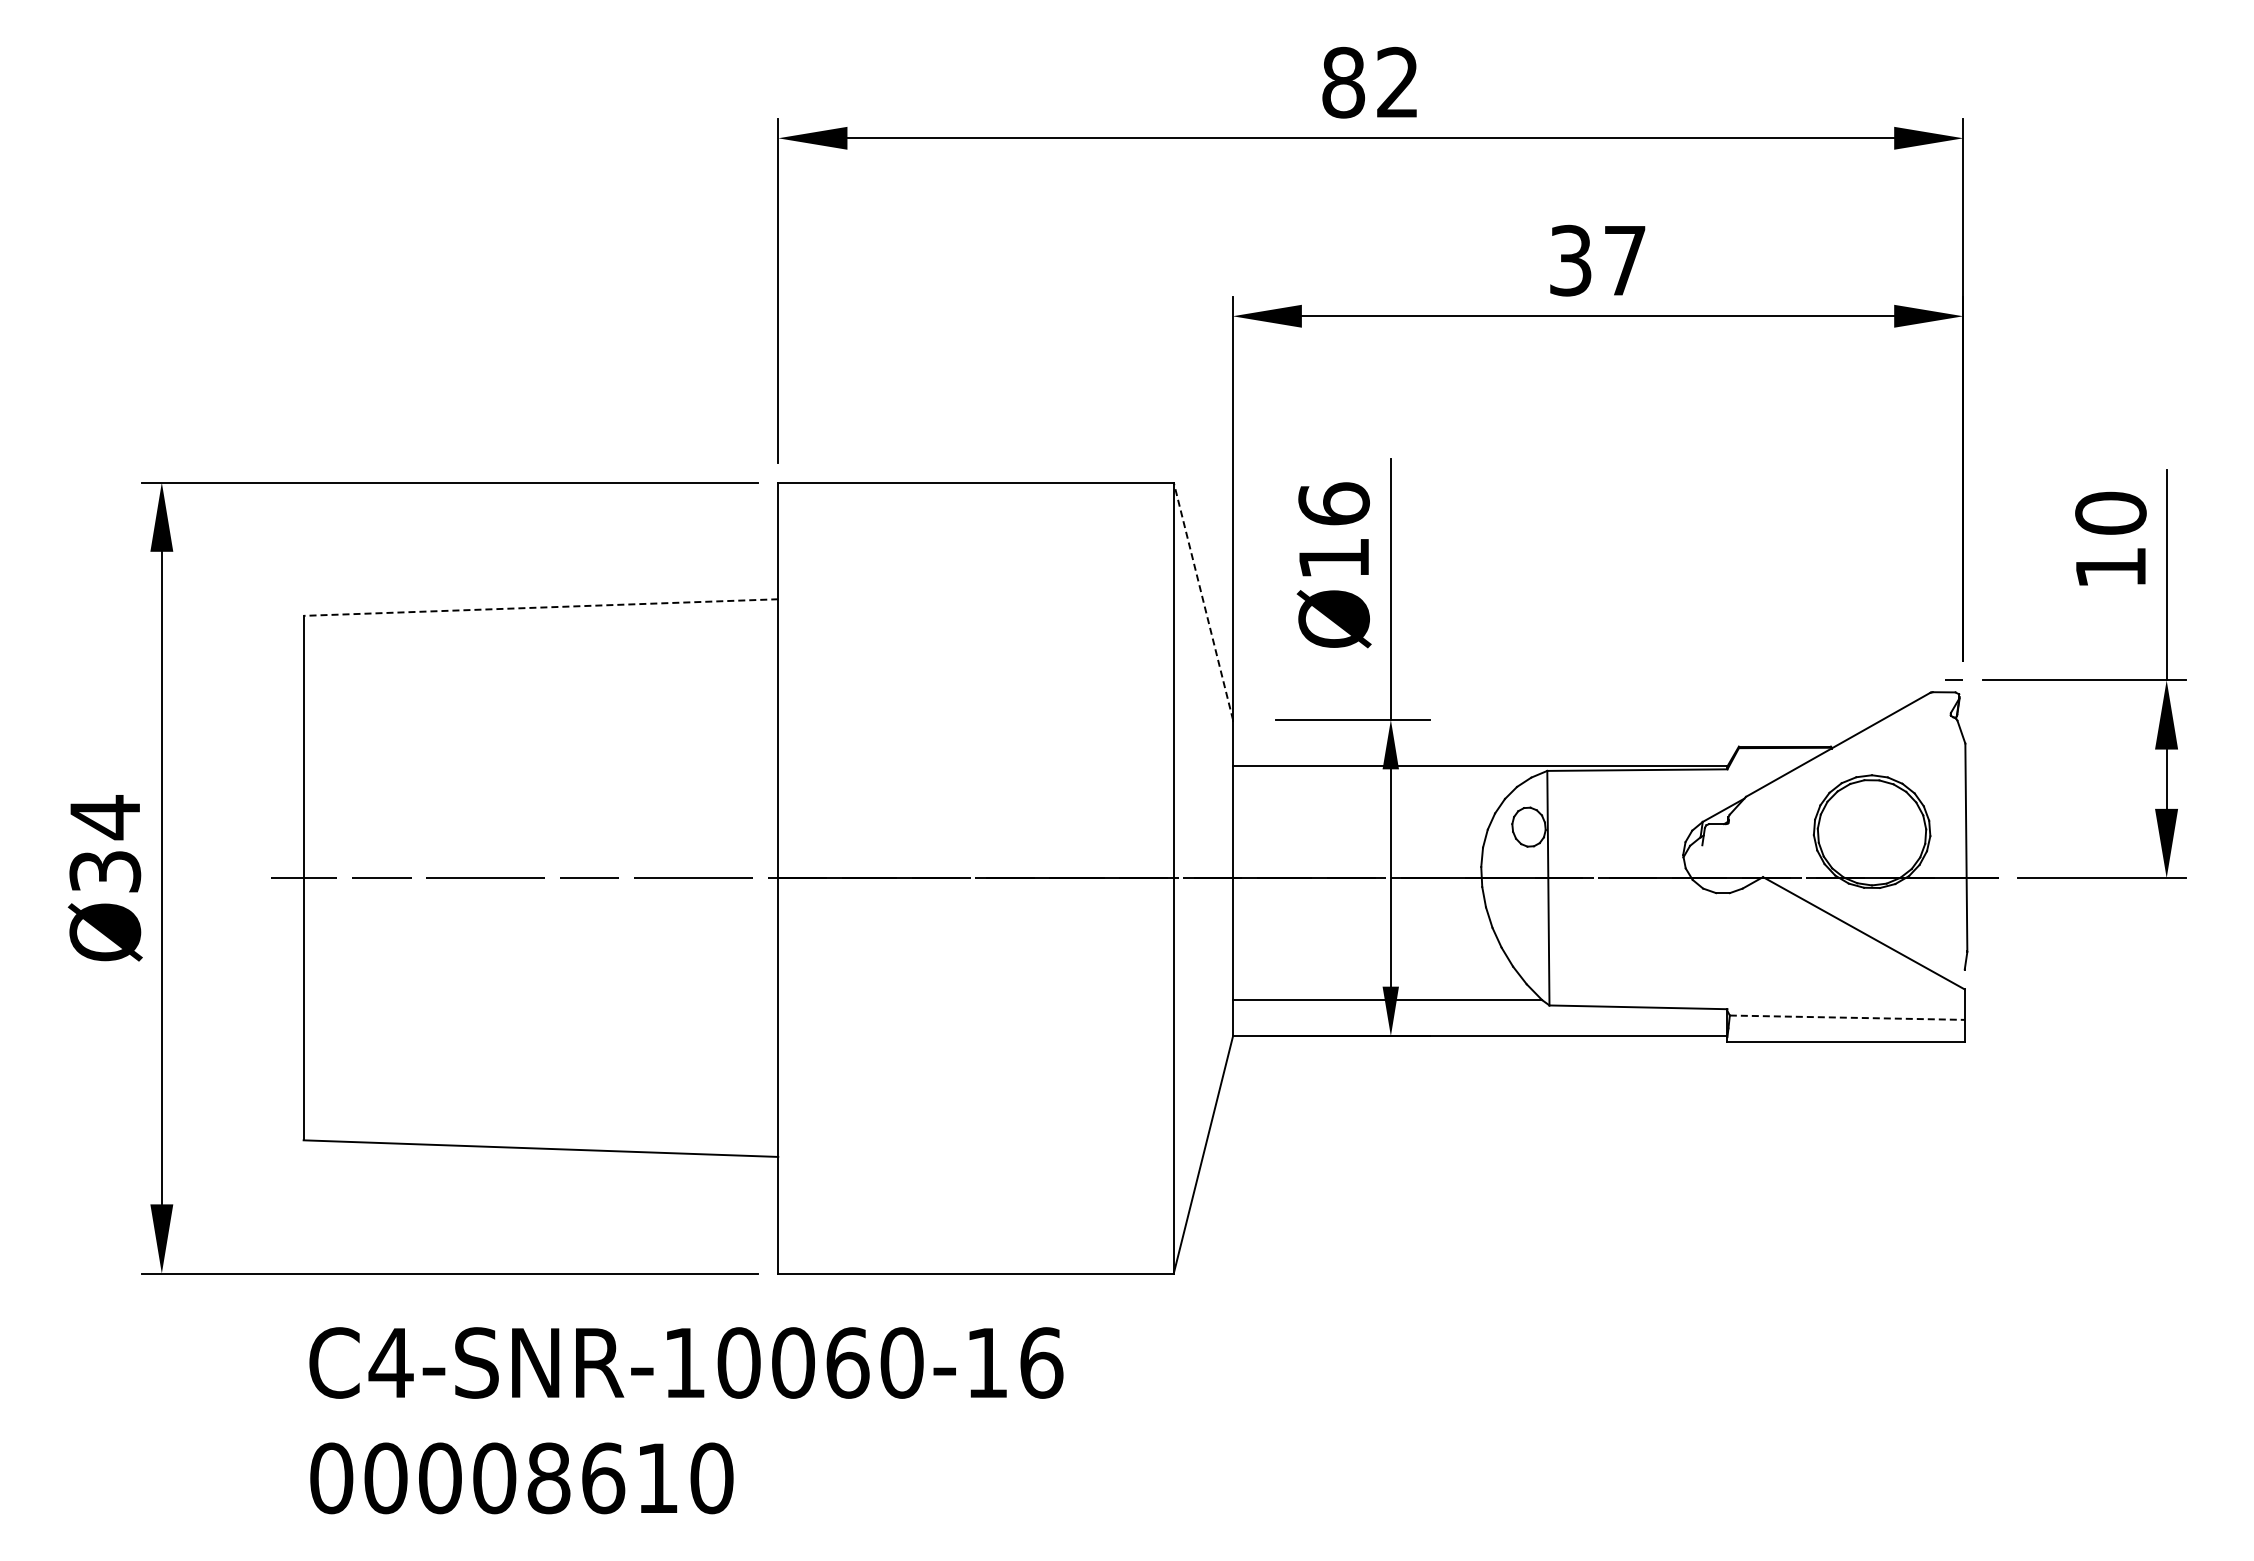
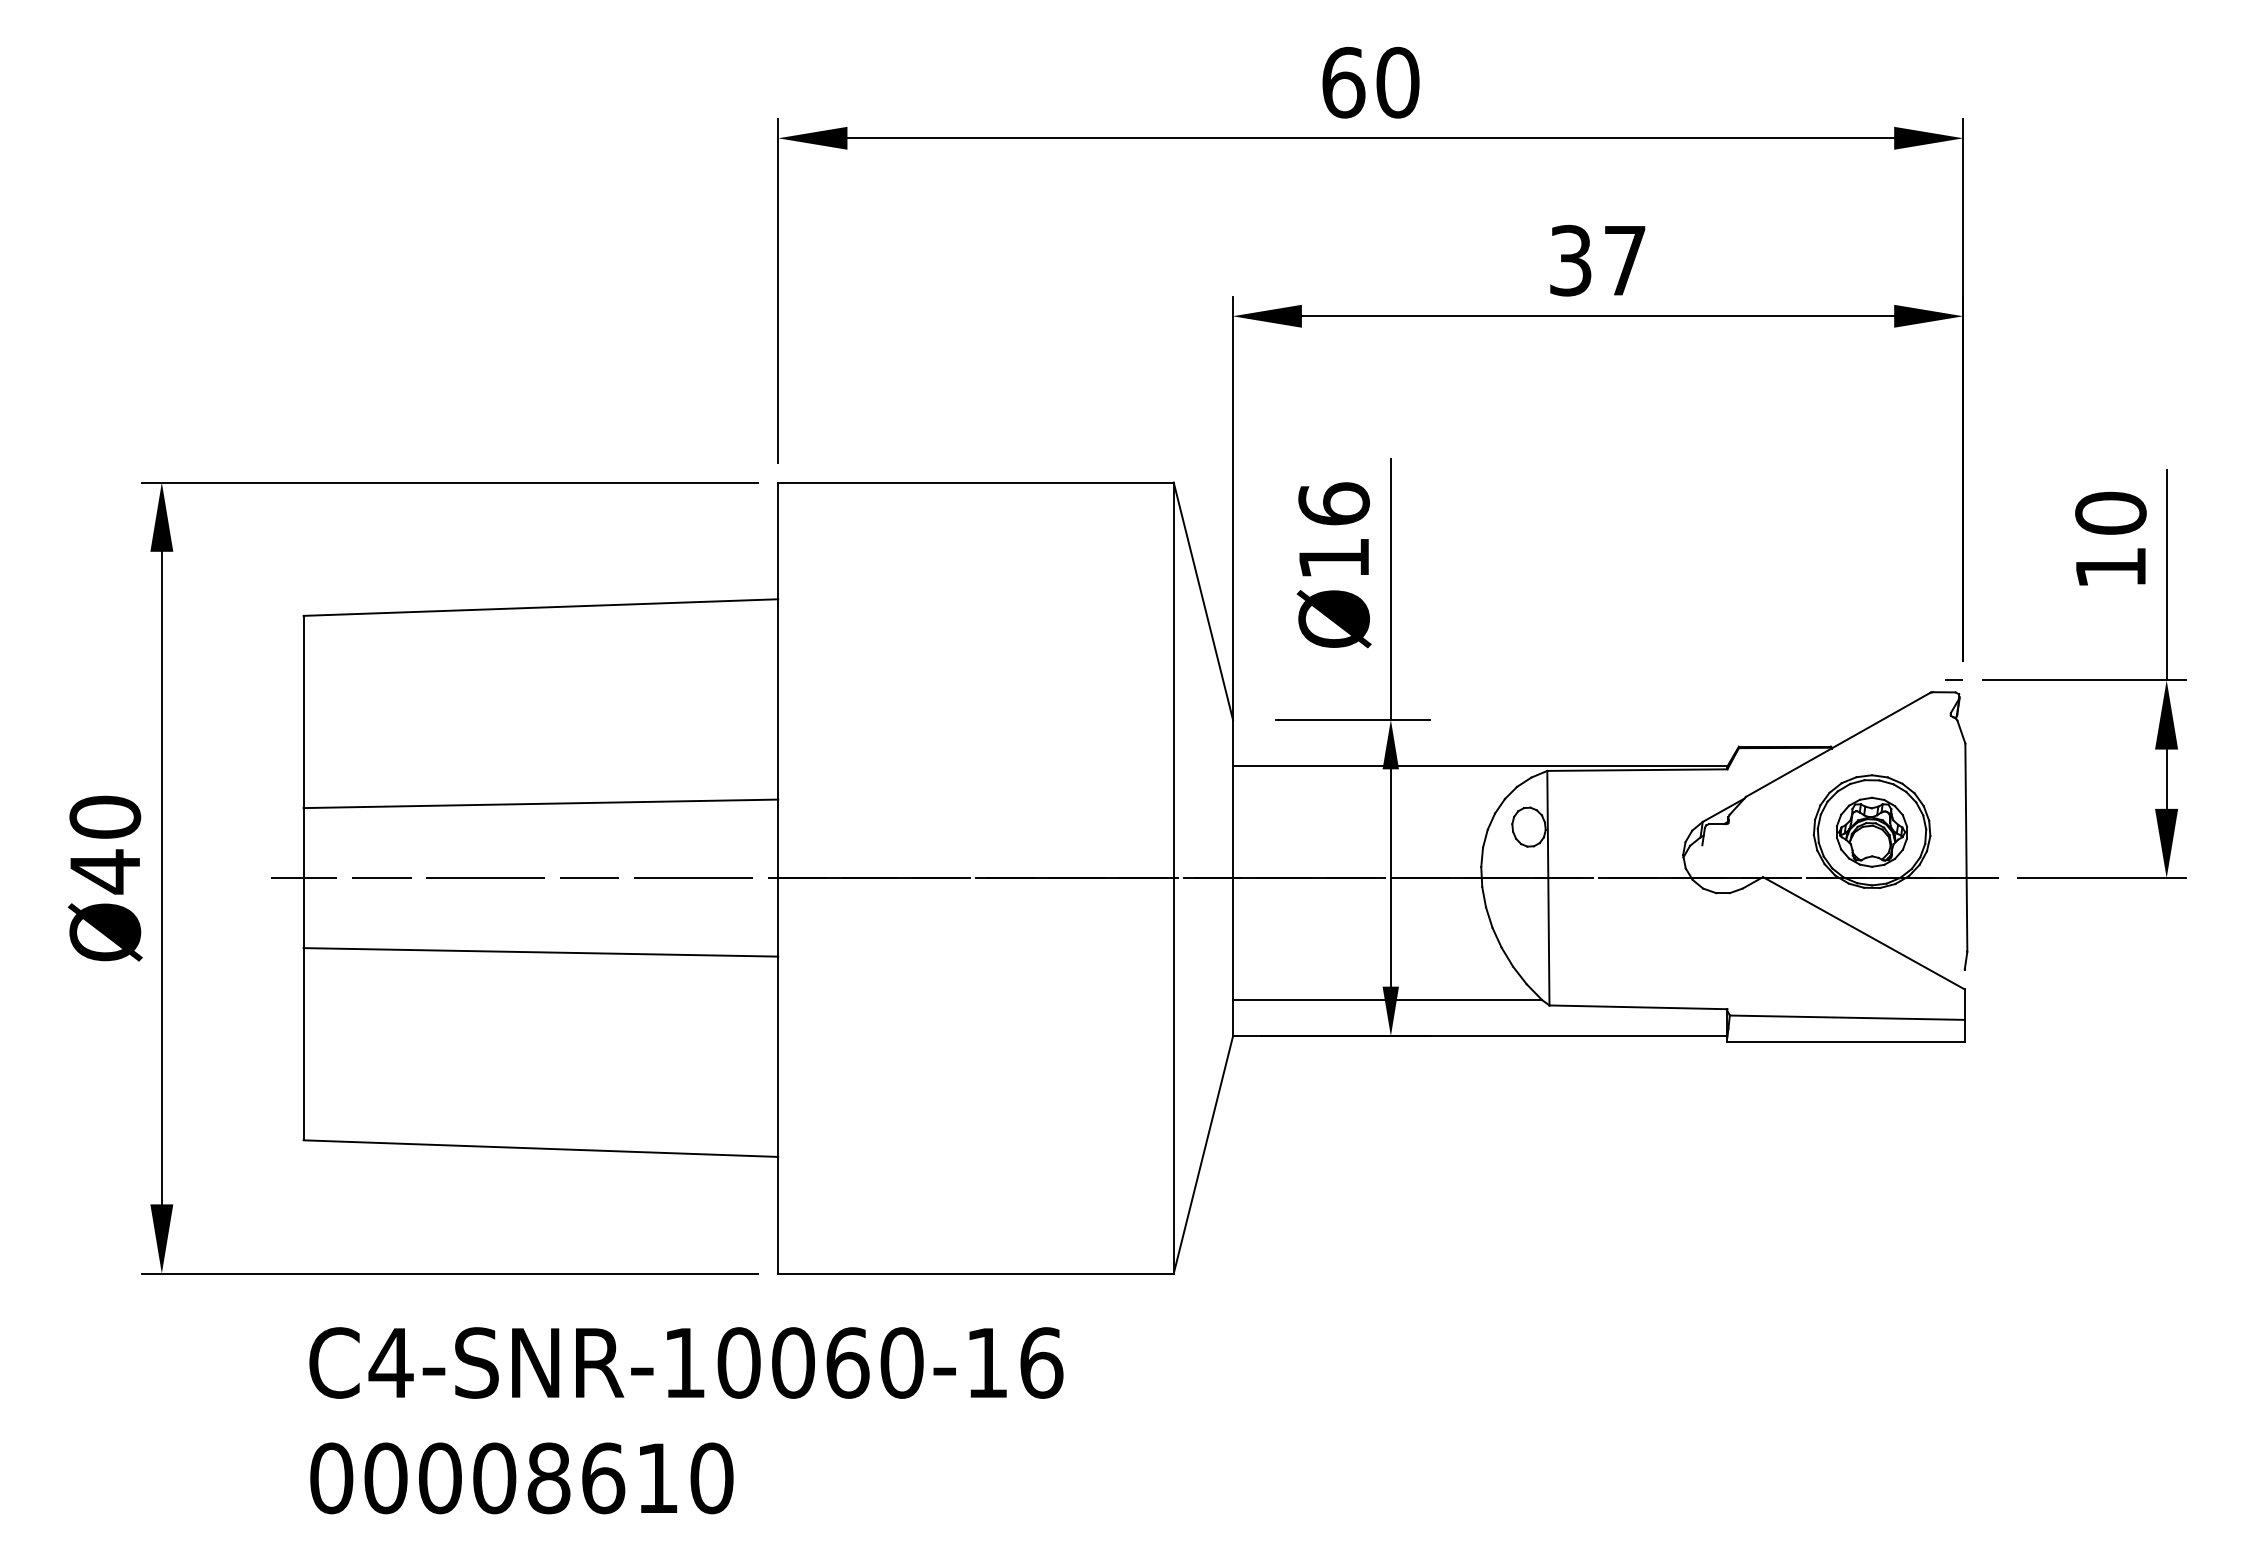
text: 82 -> 60 (1370, 82)
line: dashed -> solid (1203, 600)
line: dashed -> solid (540, 607)
line: none -> present (540, 803)
part: none -> present (1871, 831)
text: Ø34 -> Ø40 (105, 844)
line: none -> present (540, 952)
line: dashed -> solid (1847, 1017)
